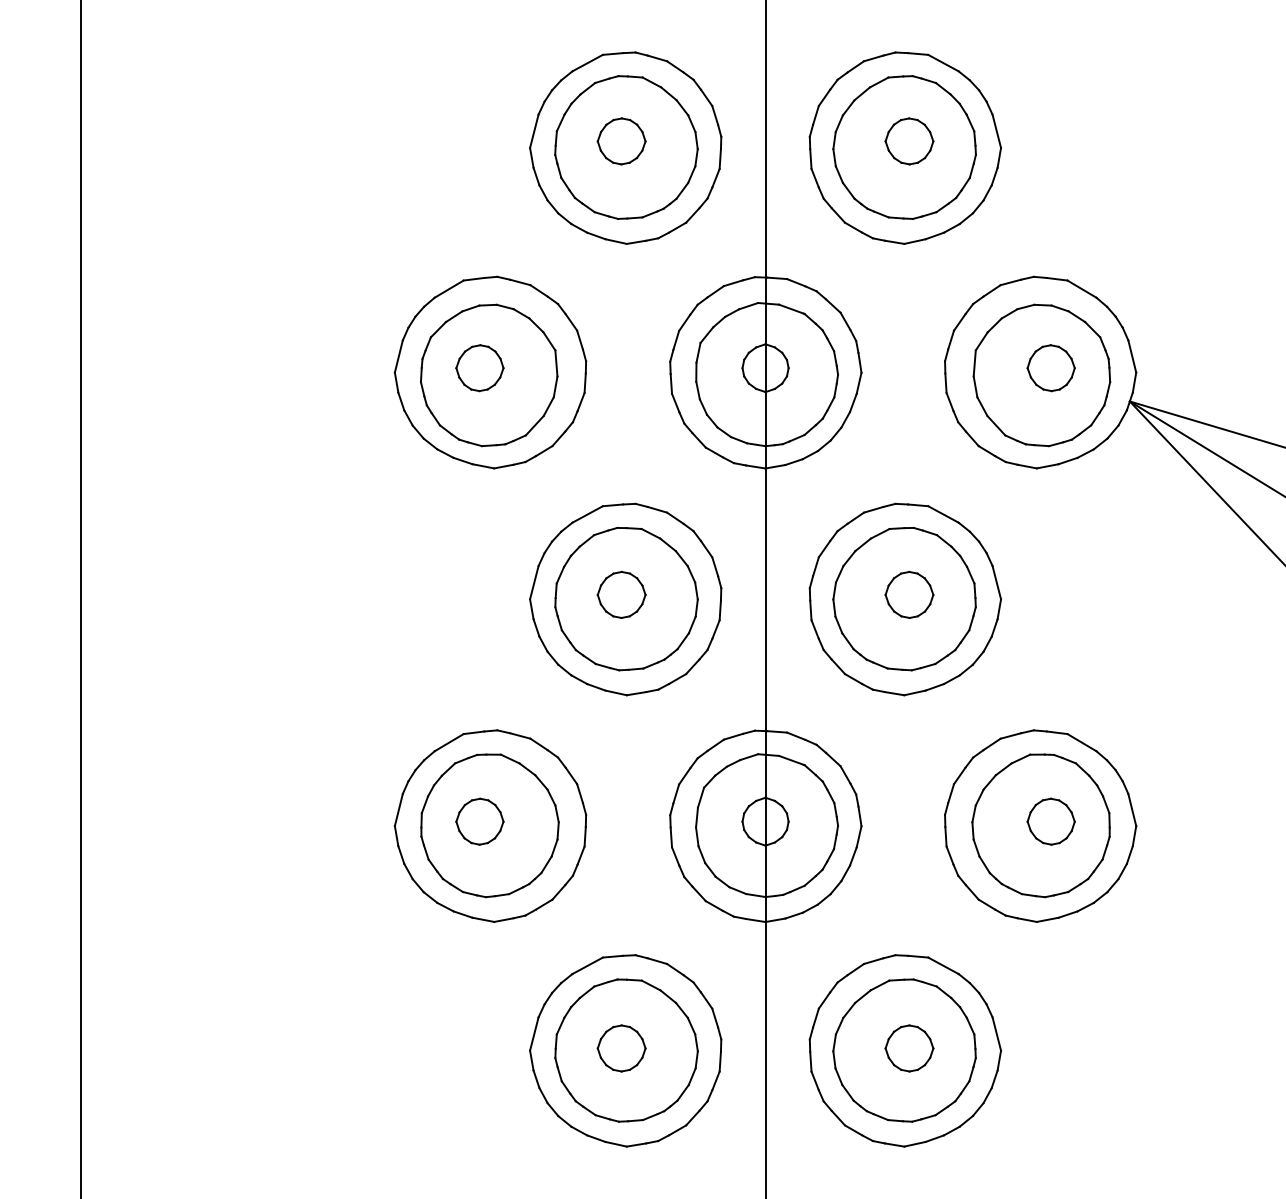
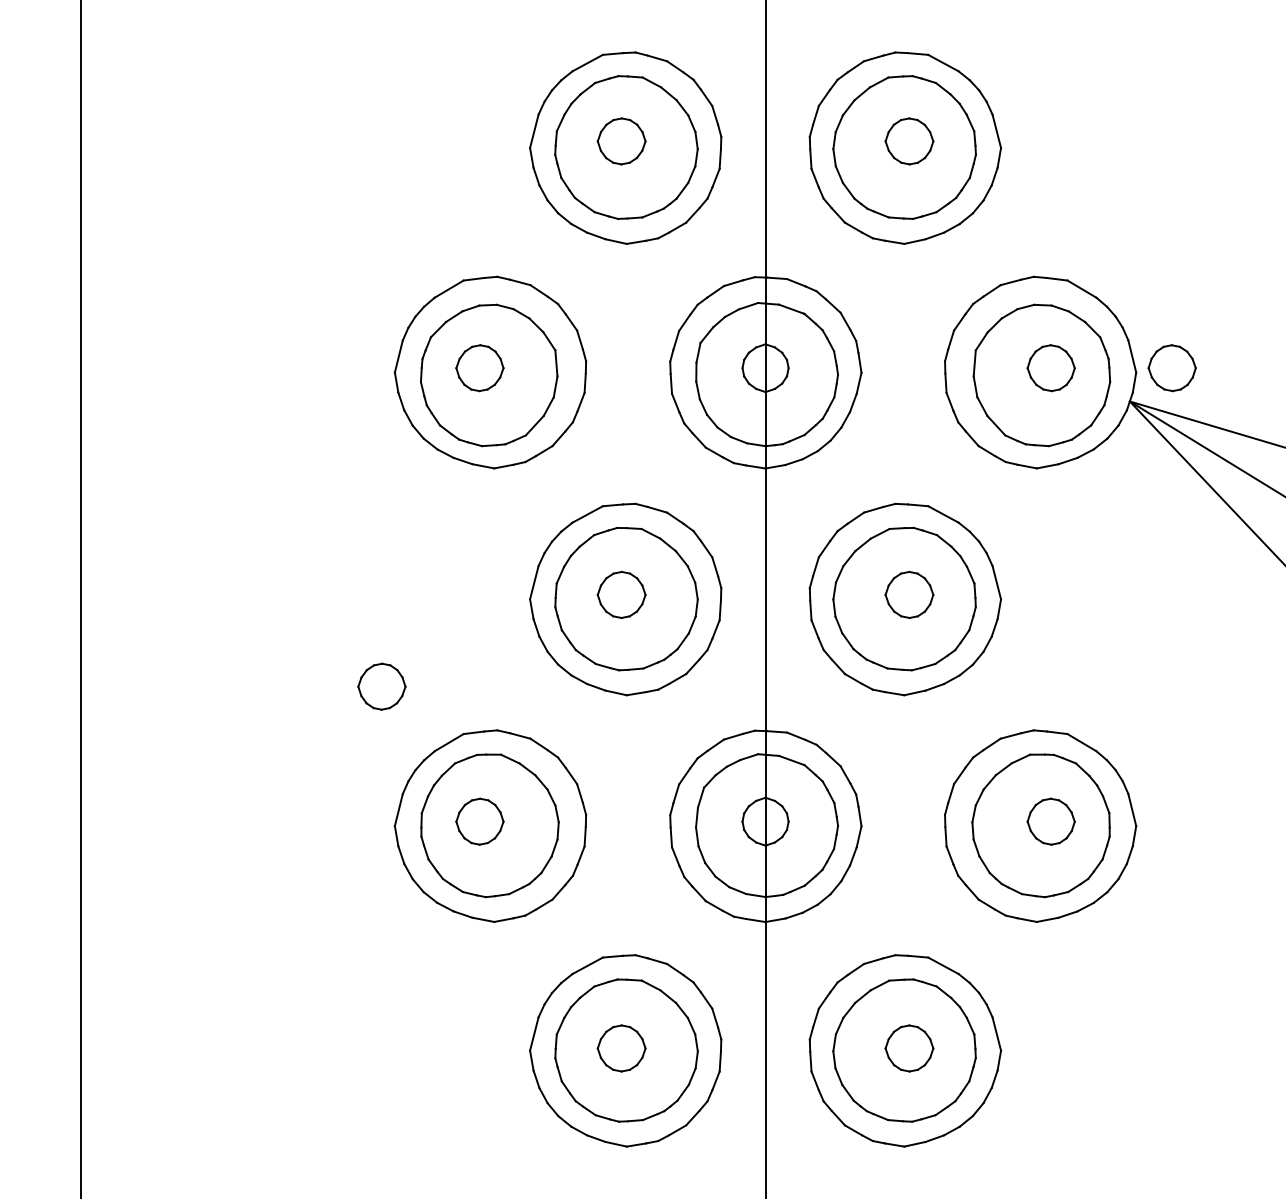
part: none -> present (1171, 368)
part: none -> present (381, 686)
